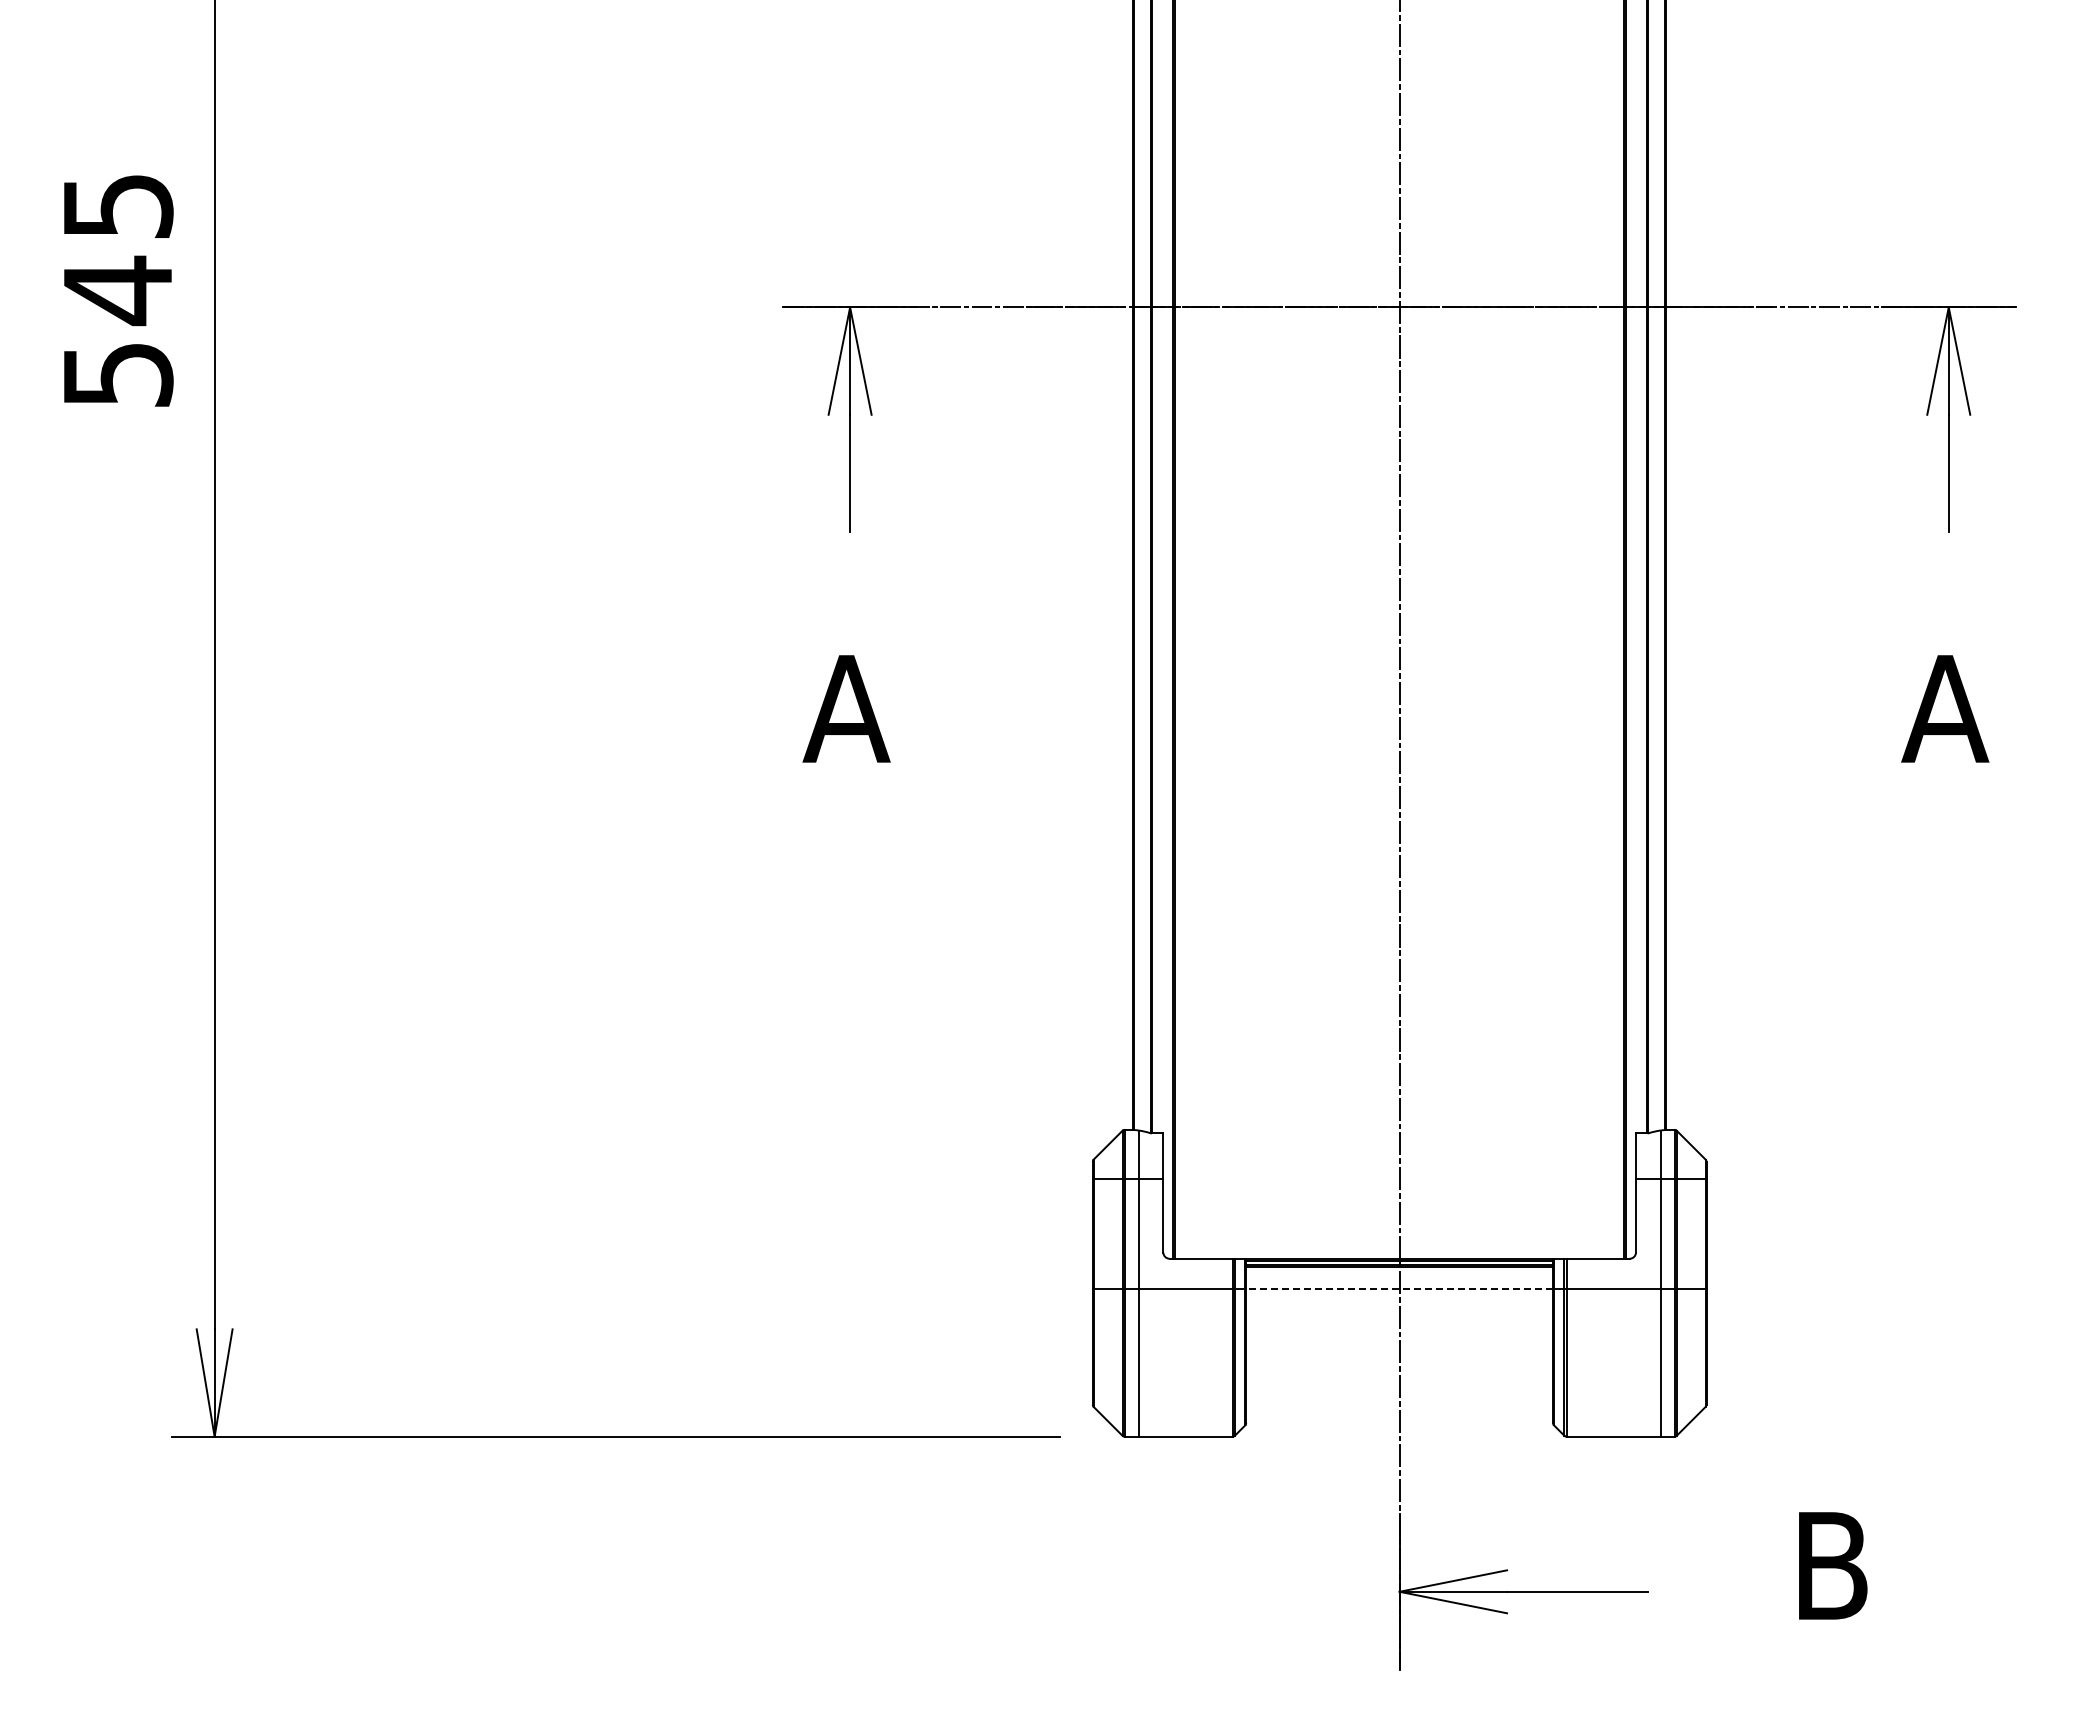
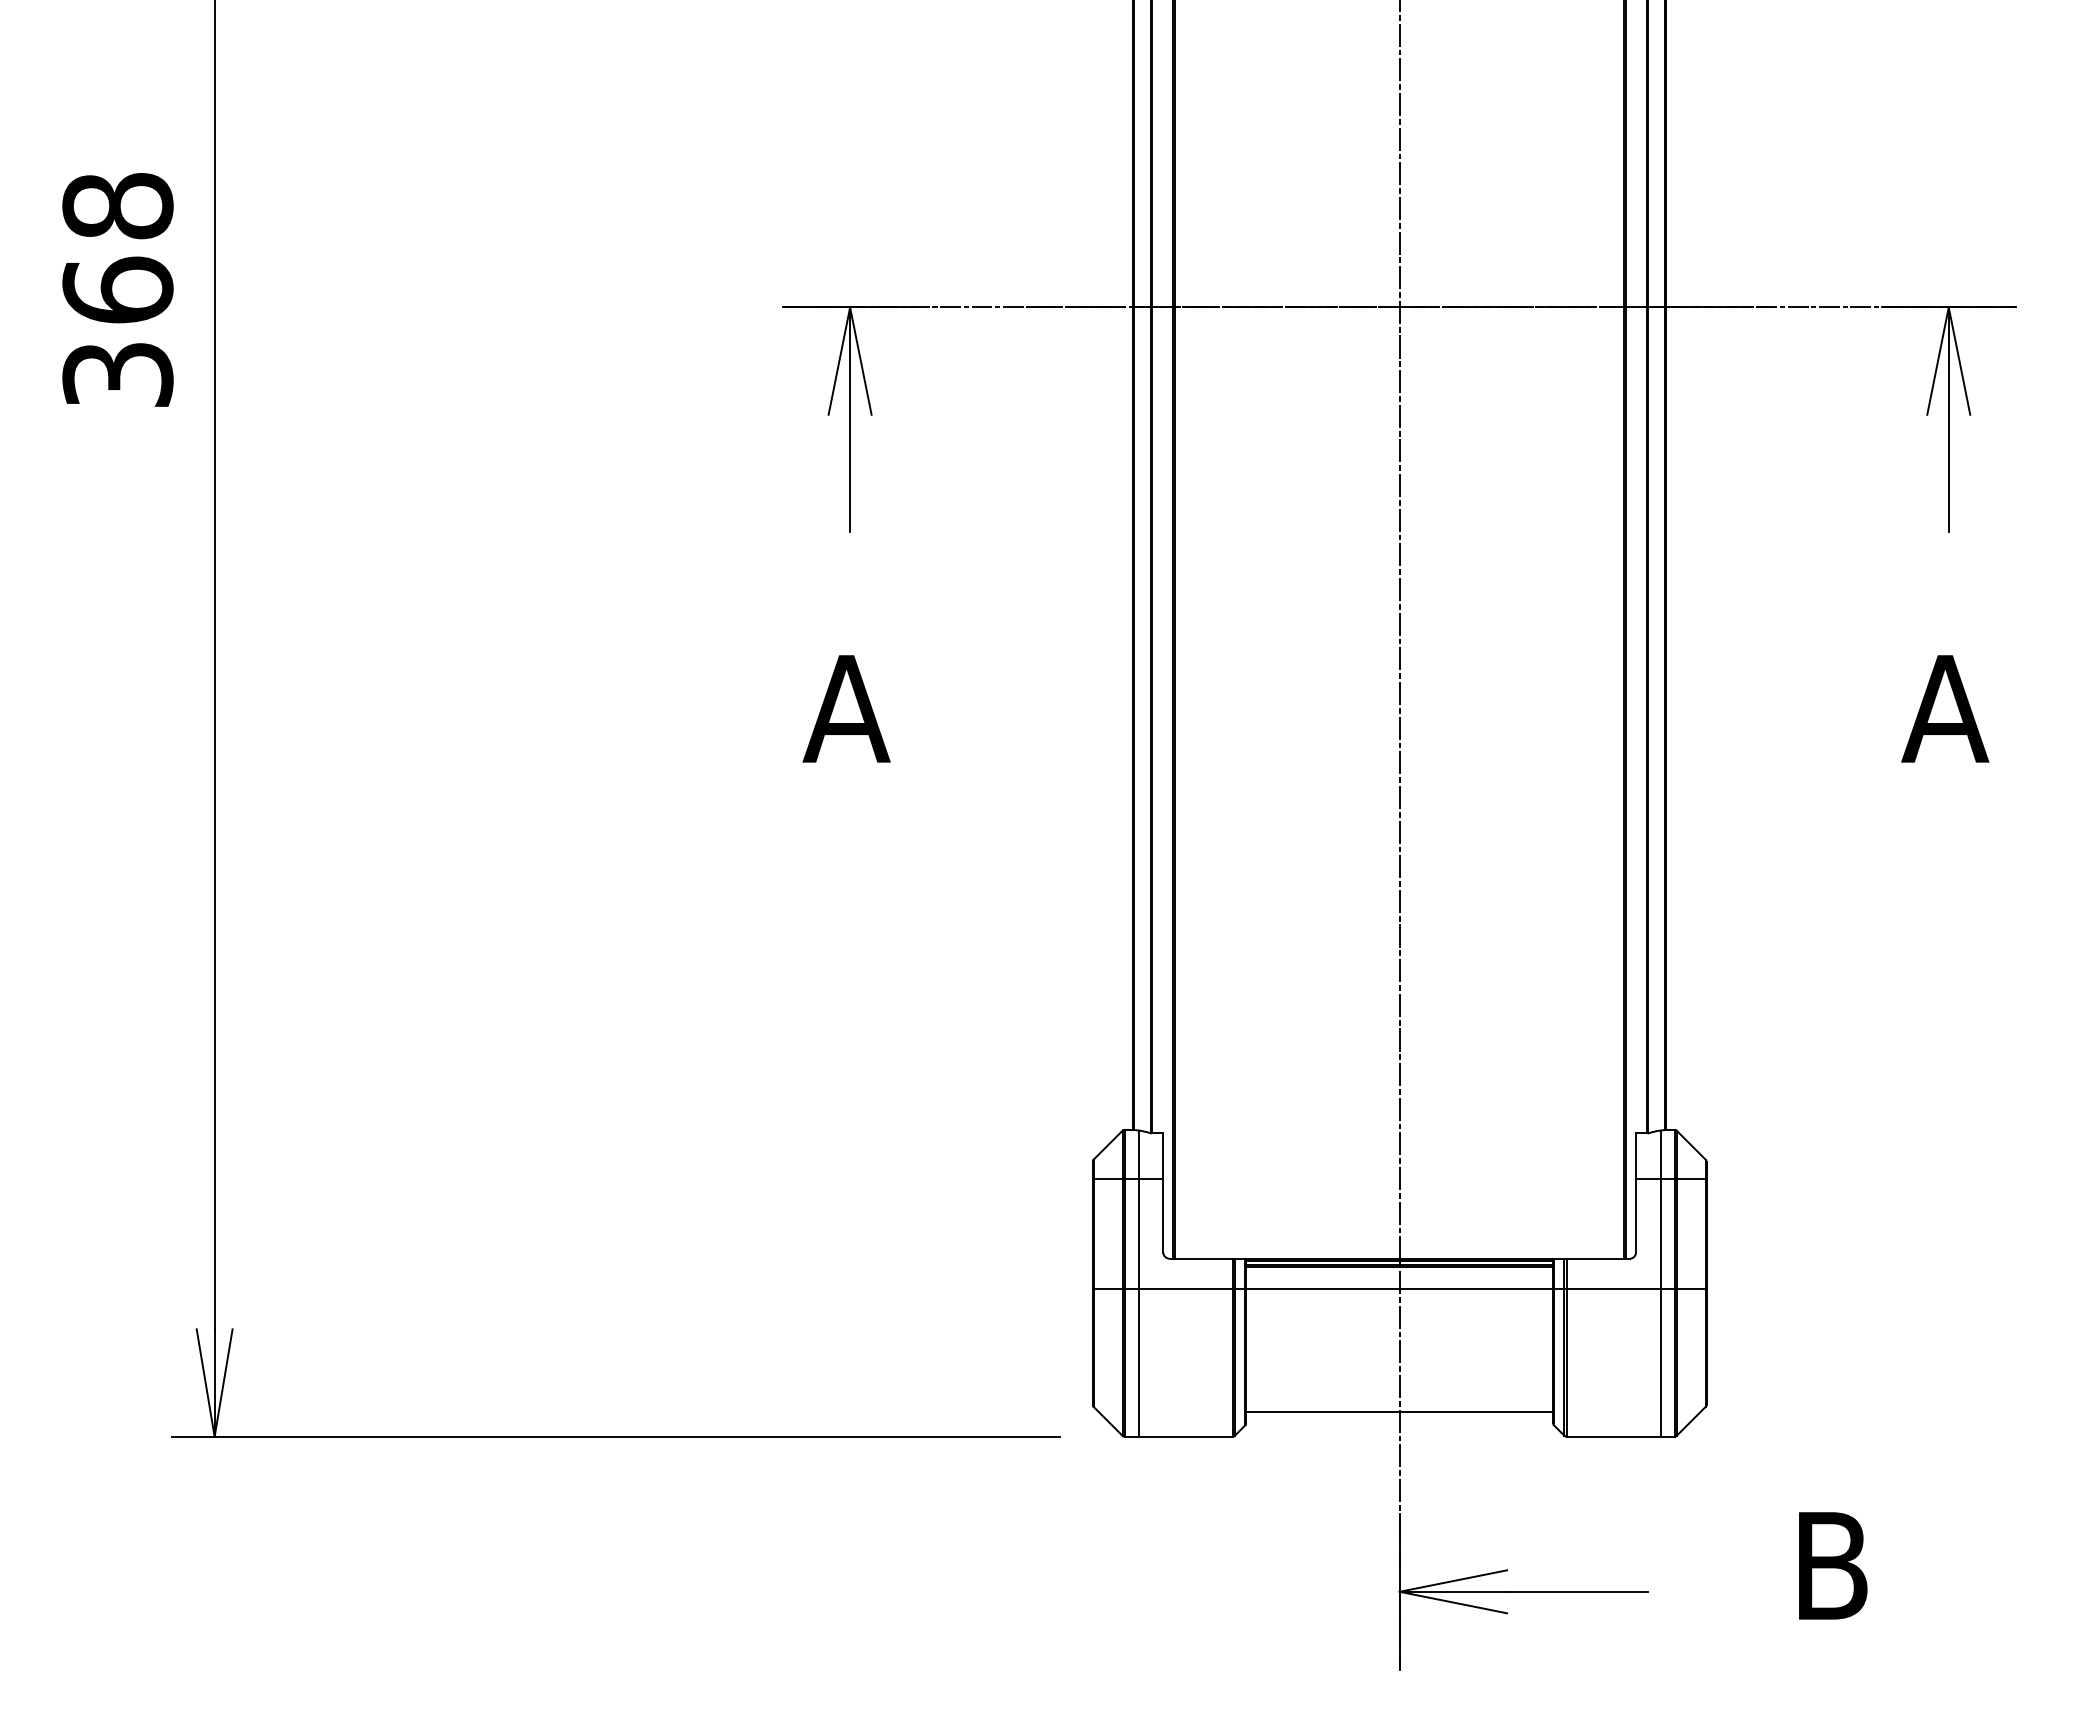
text: 545 -> 368 (117, 289)
line: dashed -> solid (1399, 1289)
line: none -> present (1399, 1412)
